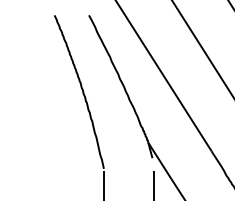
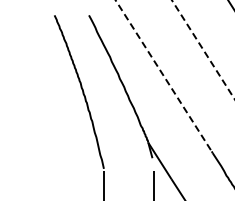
line: solid -> dashed (203, 50)
line: solid -> dashed (164, 76)
